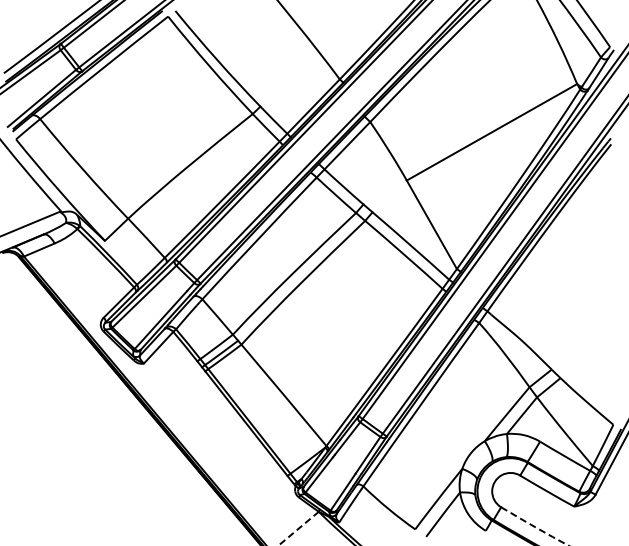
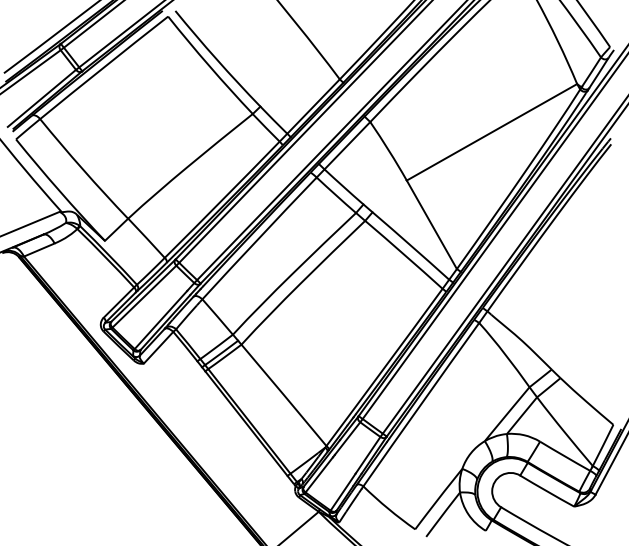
arc: dashed -> solid (535, 527)
line: dashed -> solid (298, 528)
